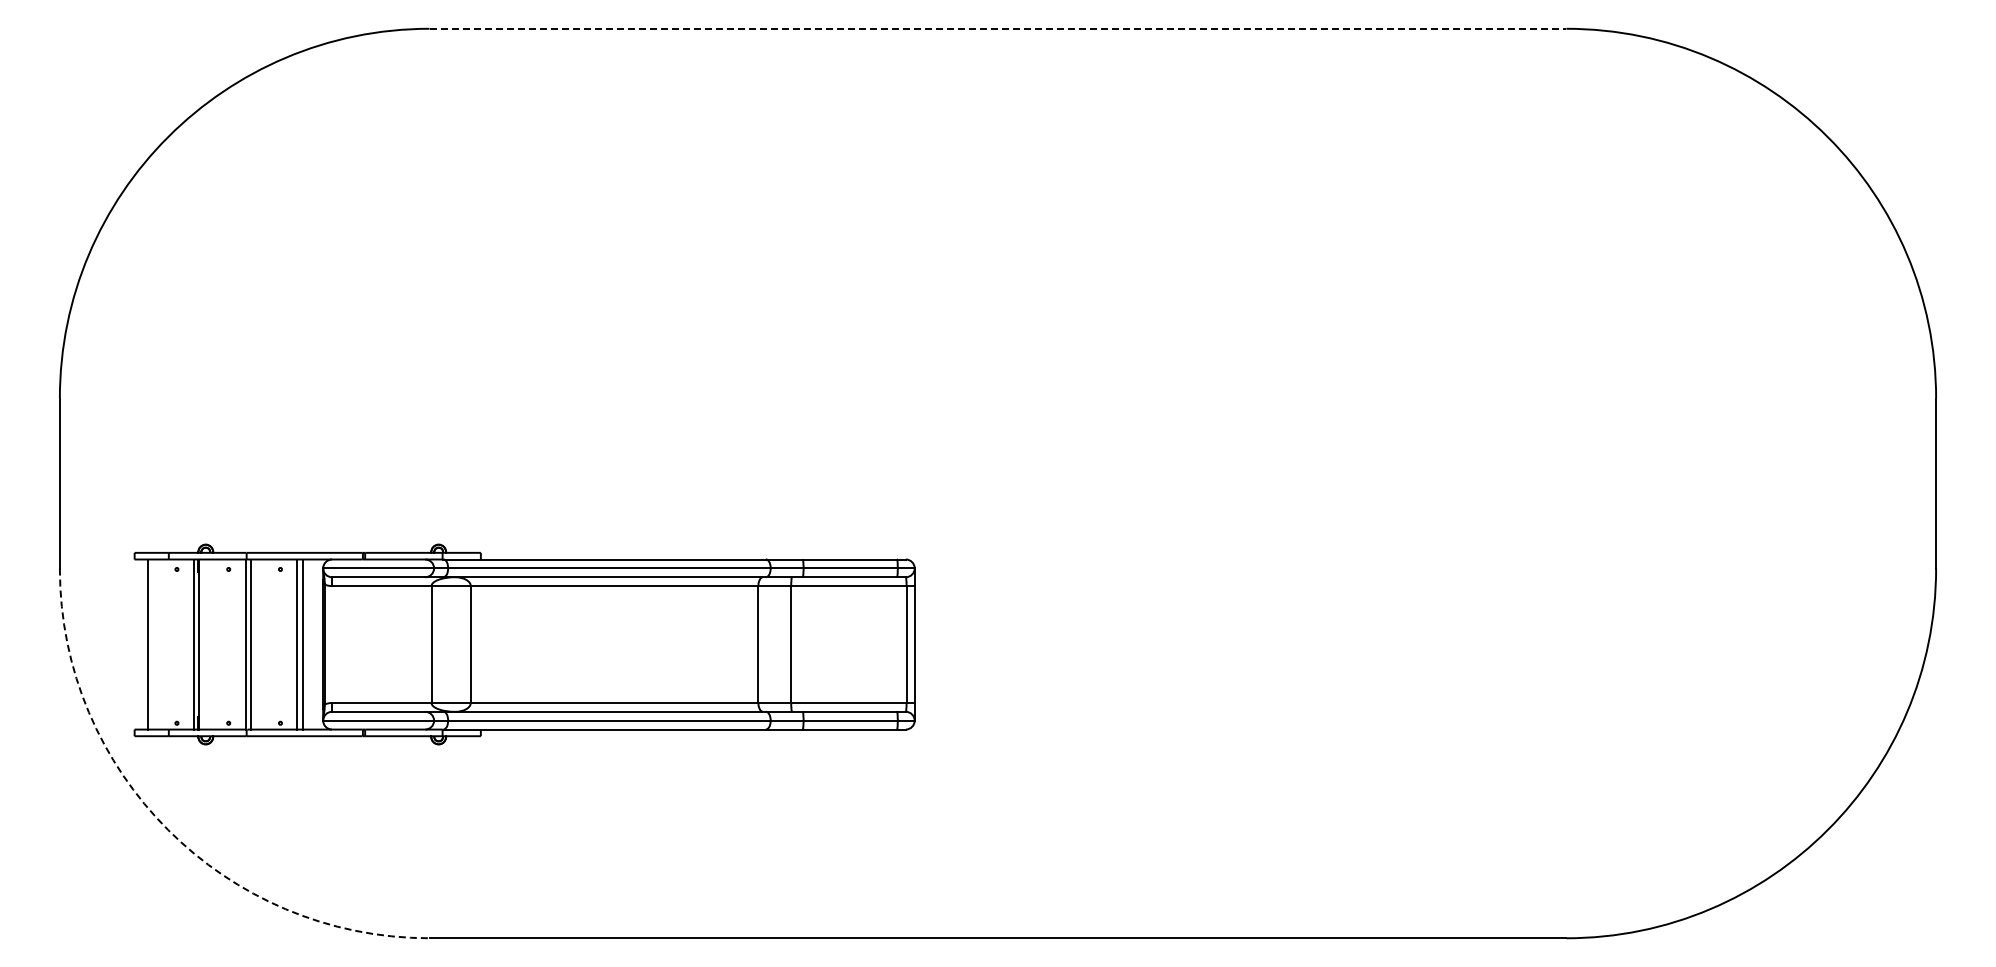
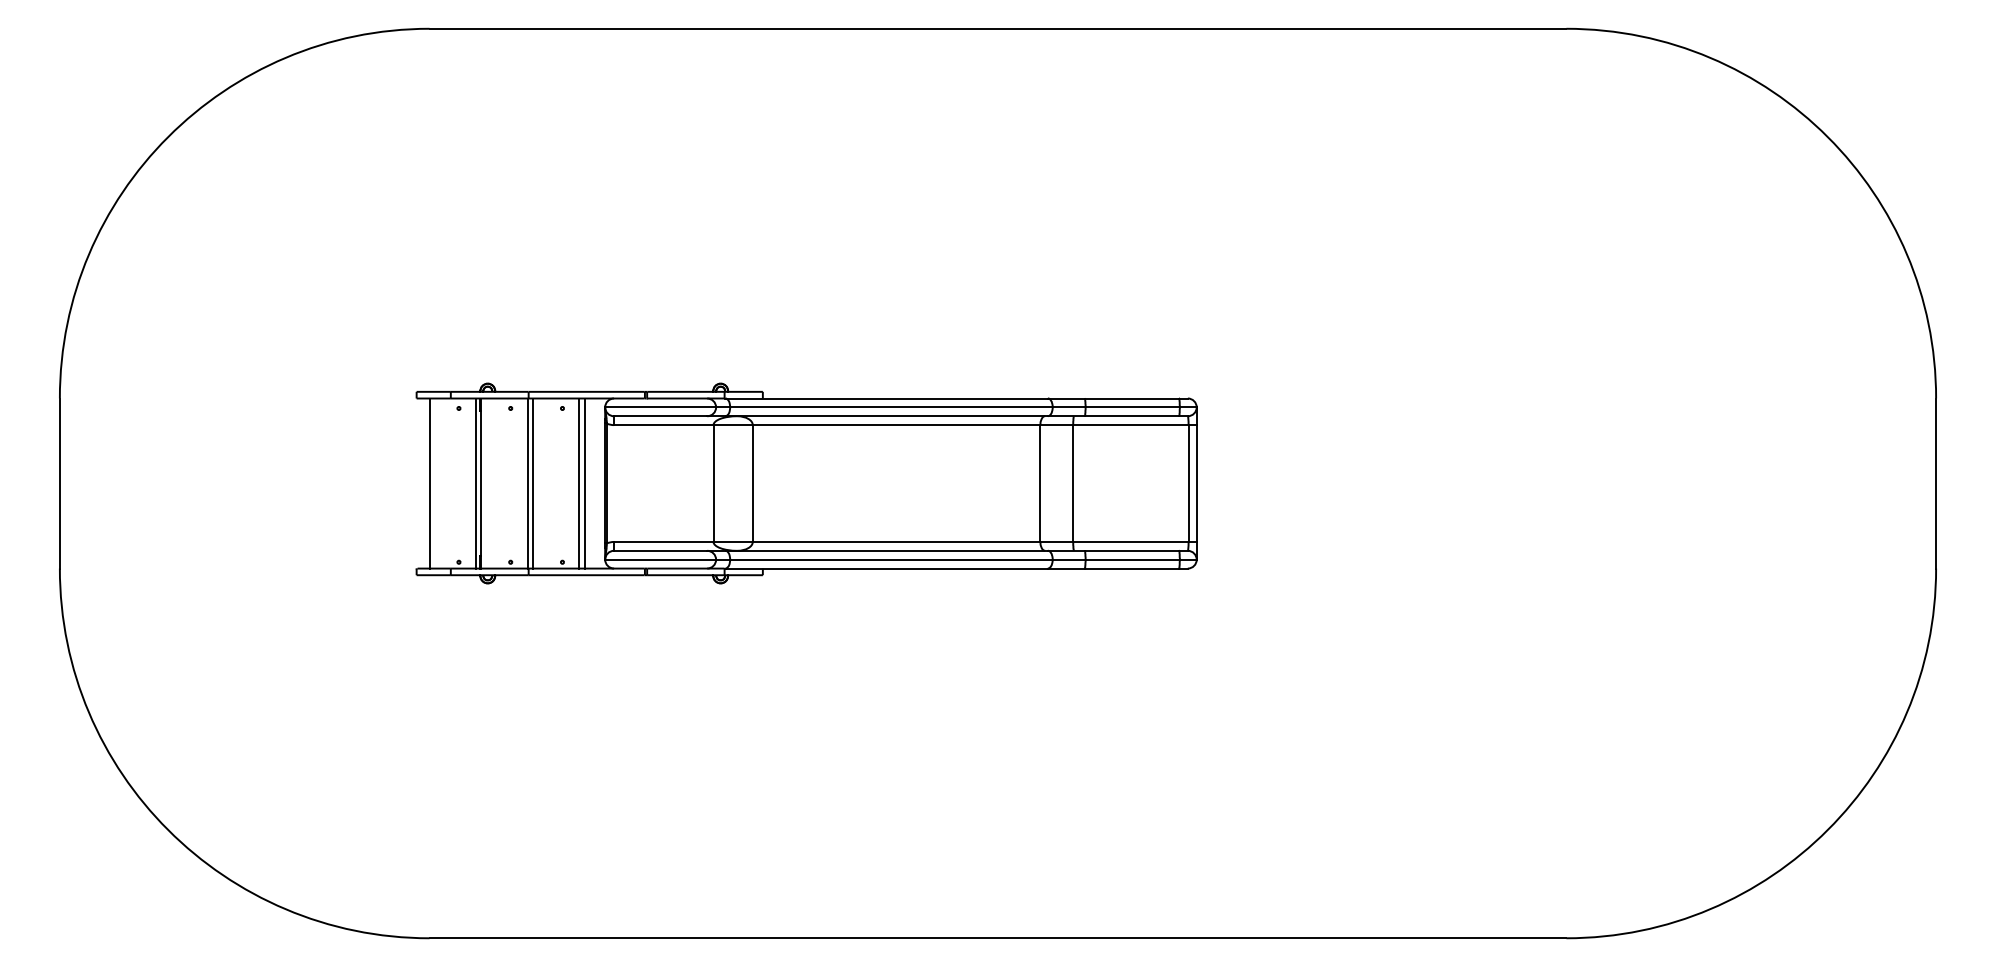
line: dashed -> solid (998, 28)
part position: (524, 644) -> (806, 483) (806, 483)
arc: dashed -> solid (168, 829)
